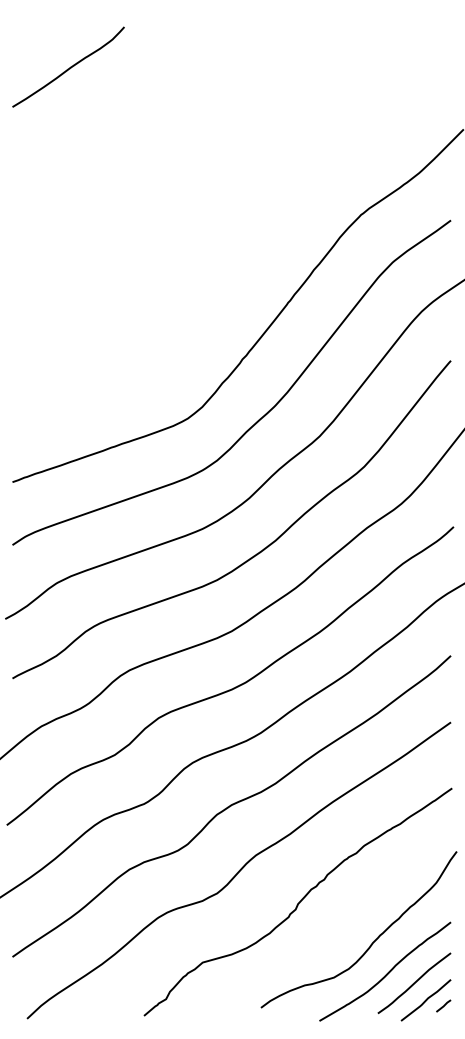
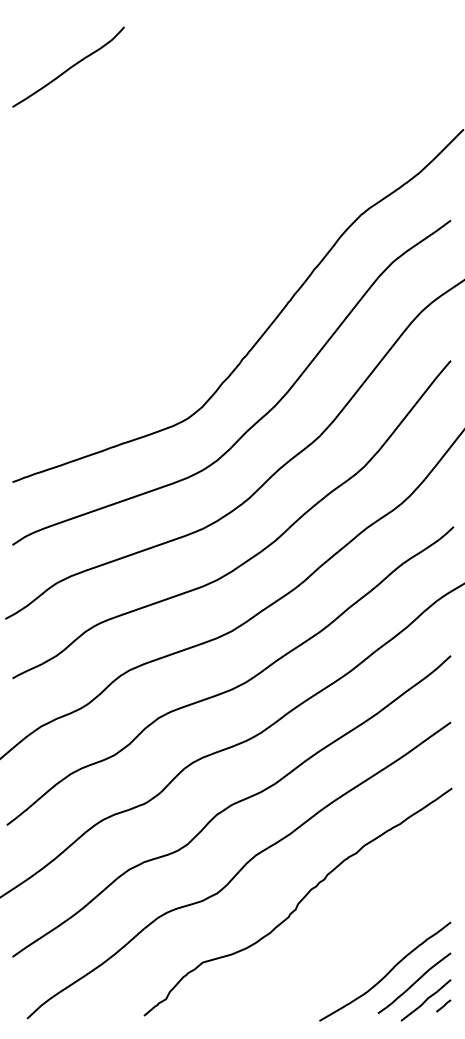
curve: present -> none (372, 942)
